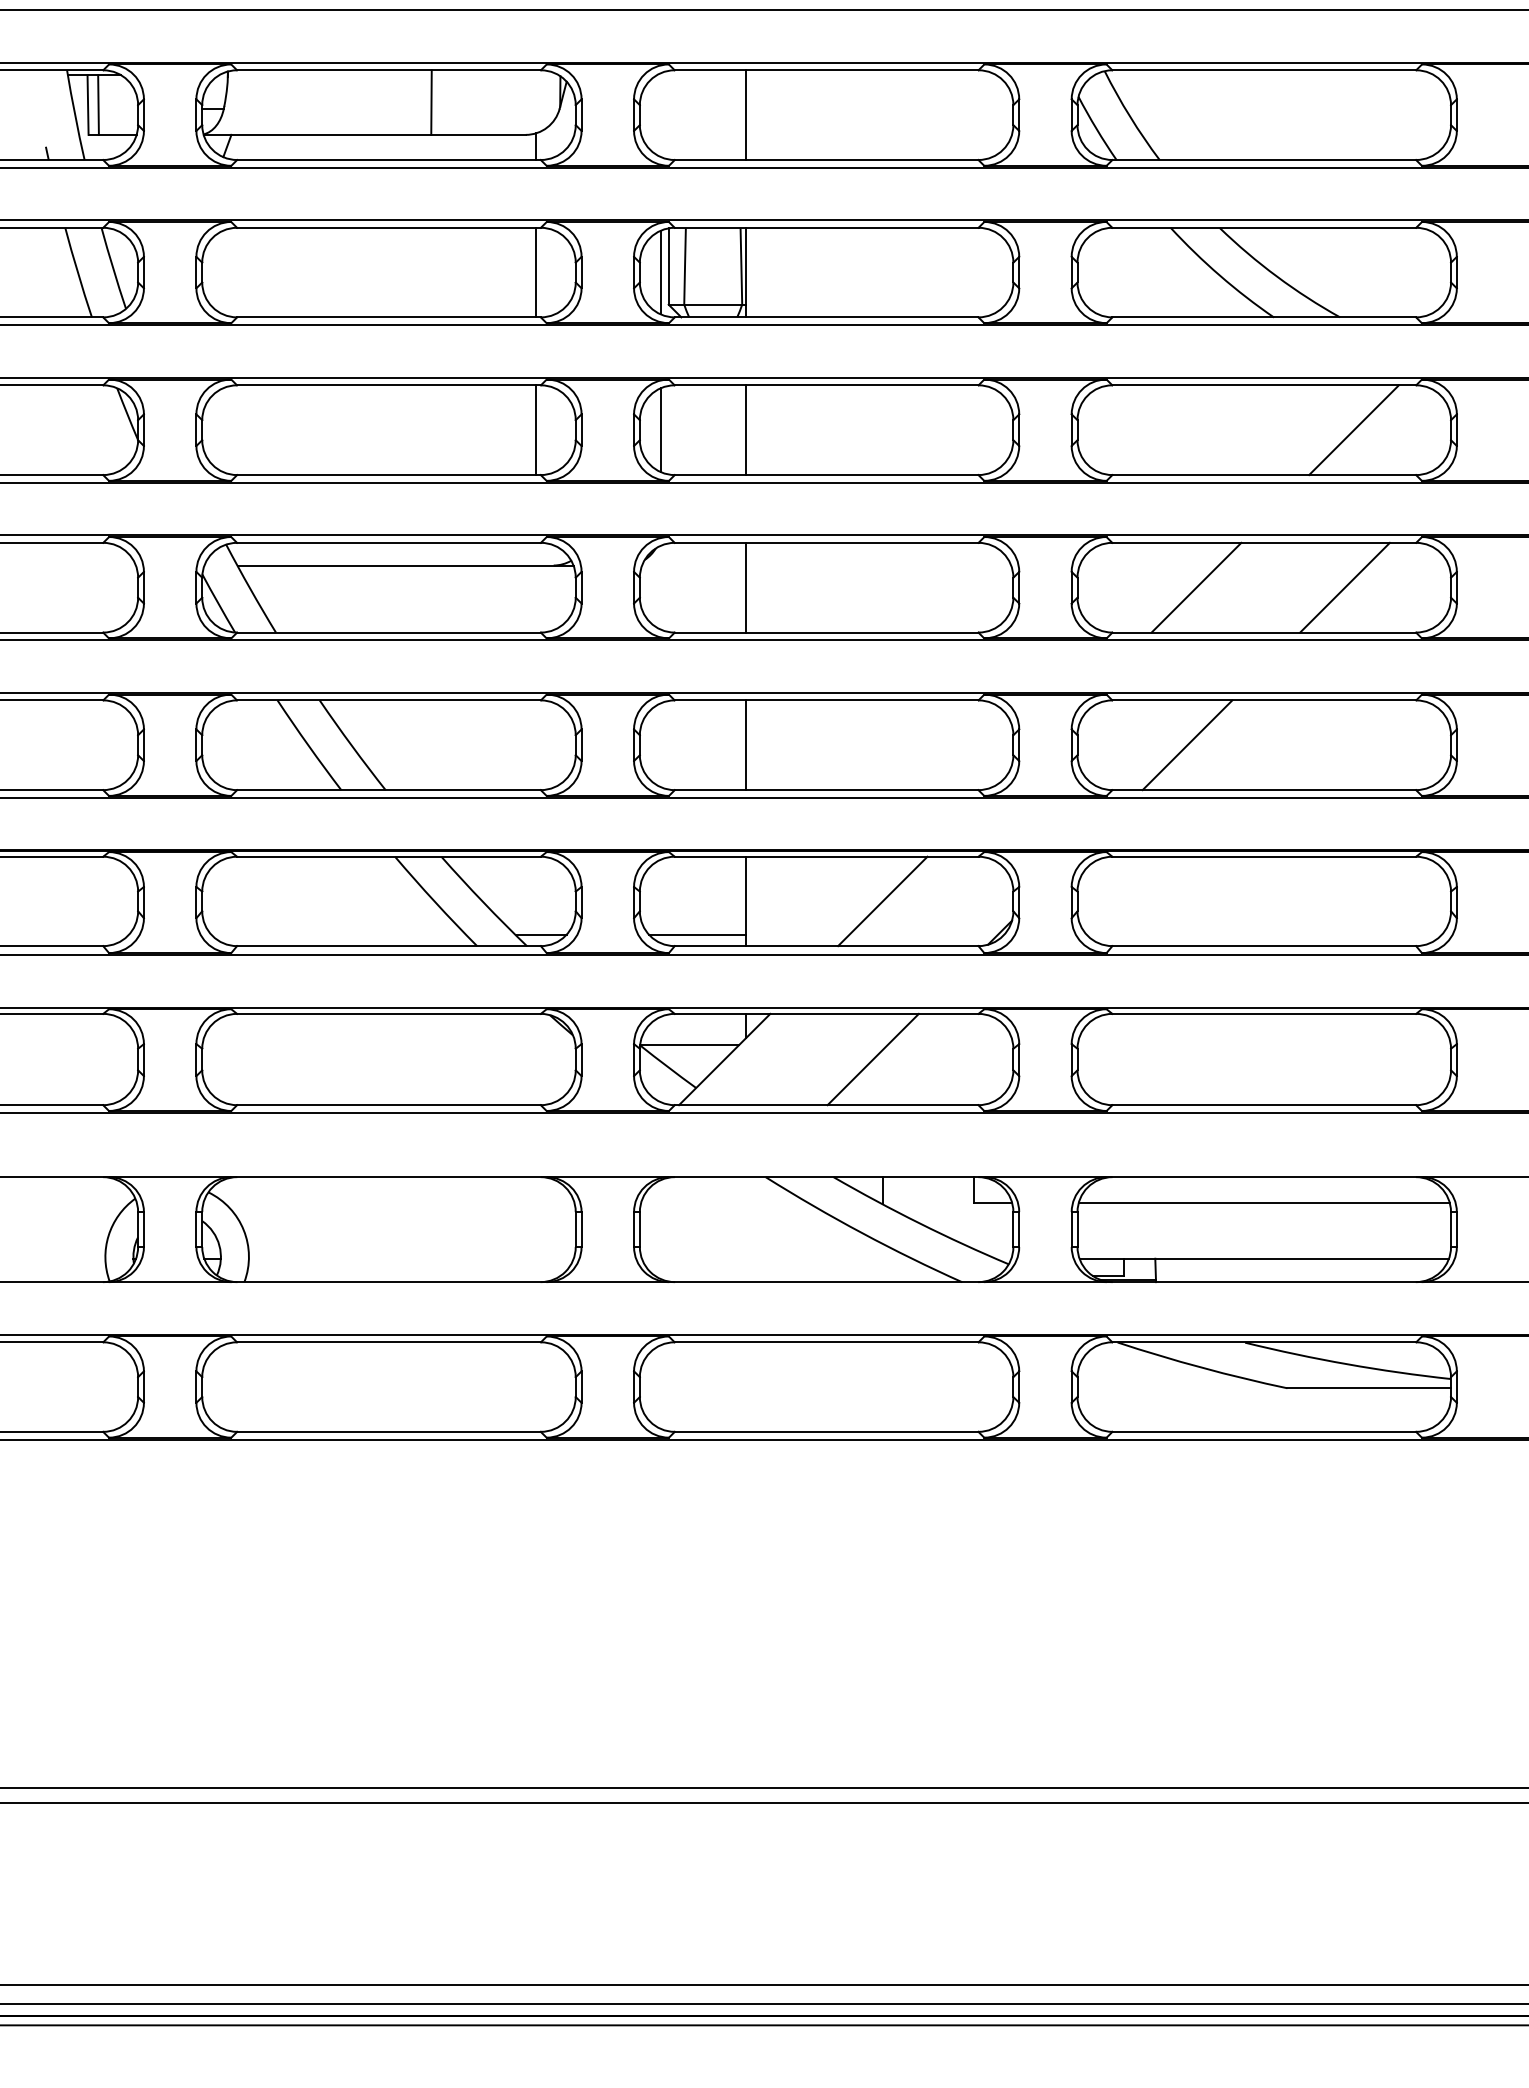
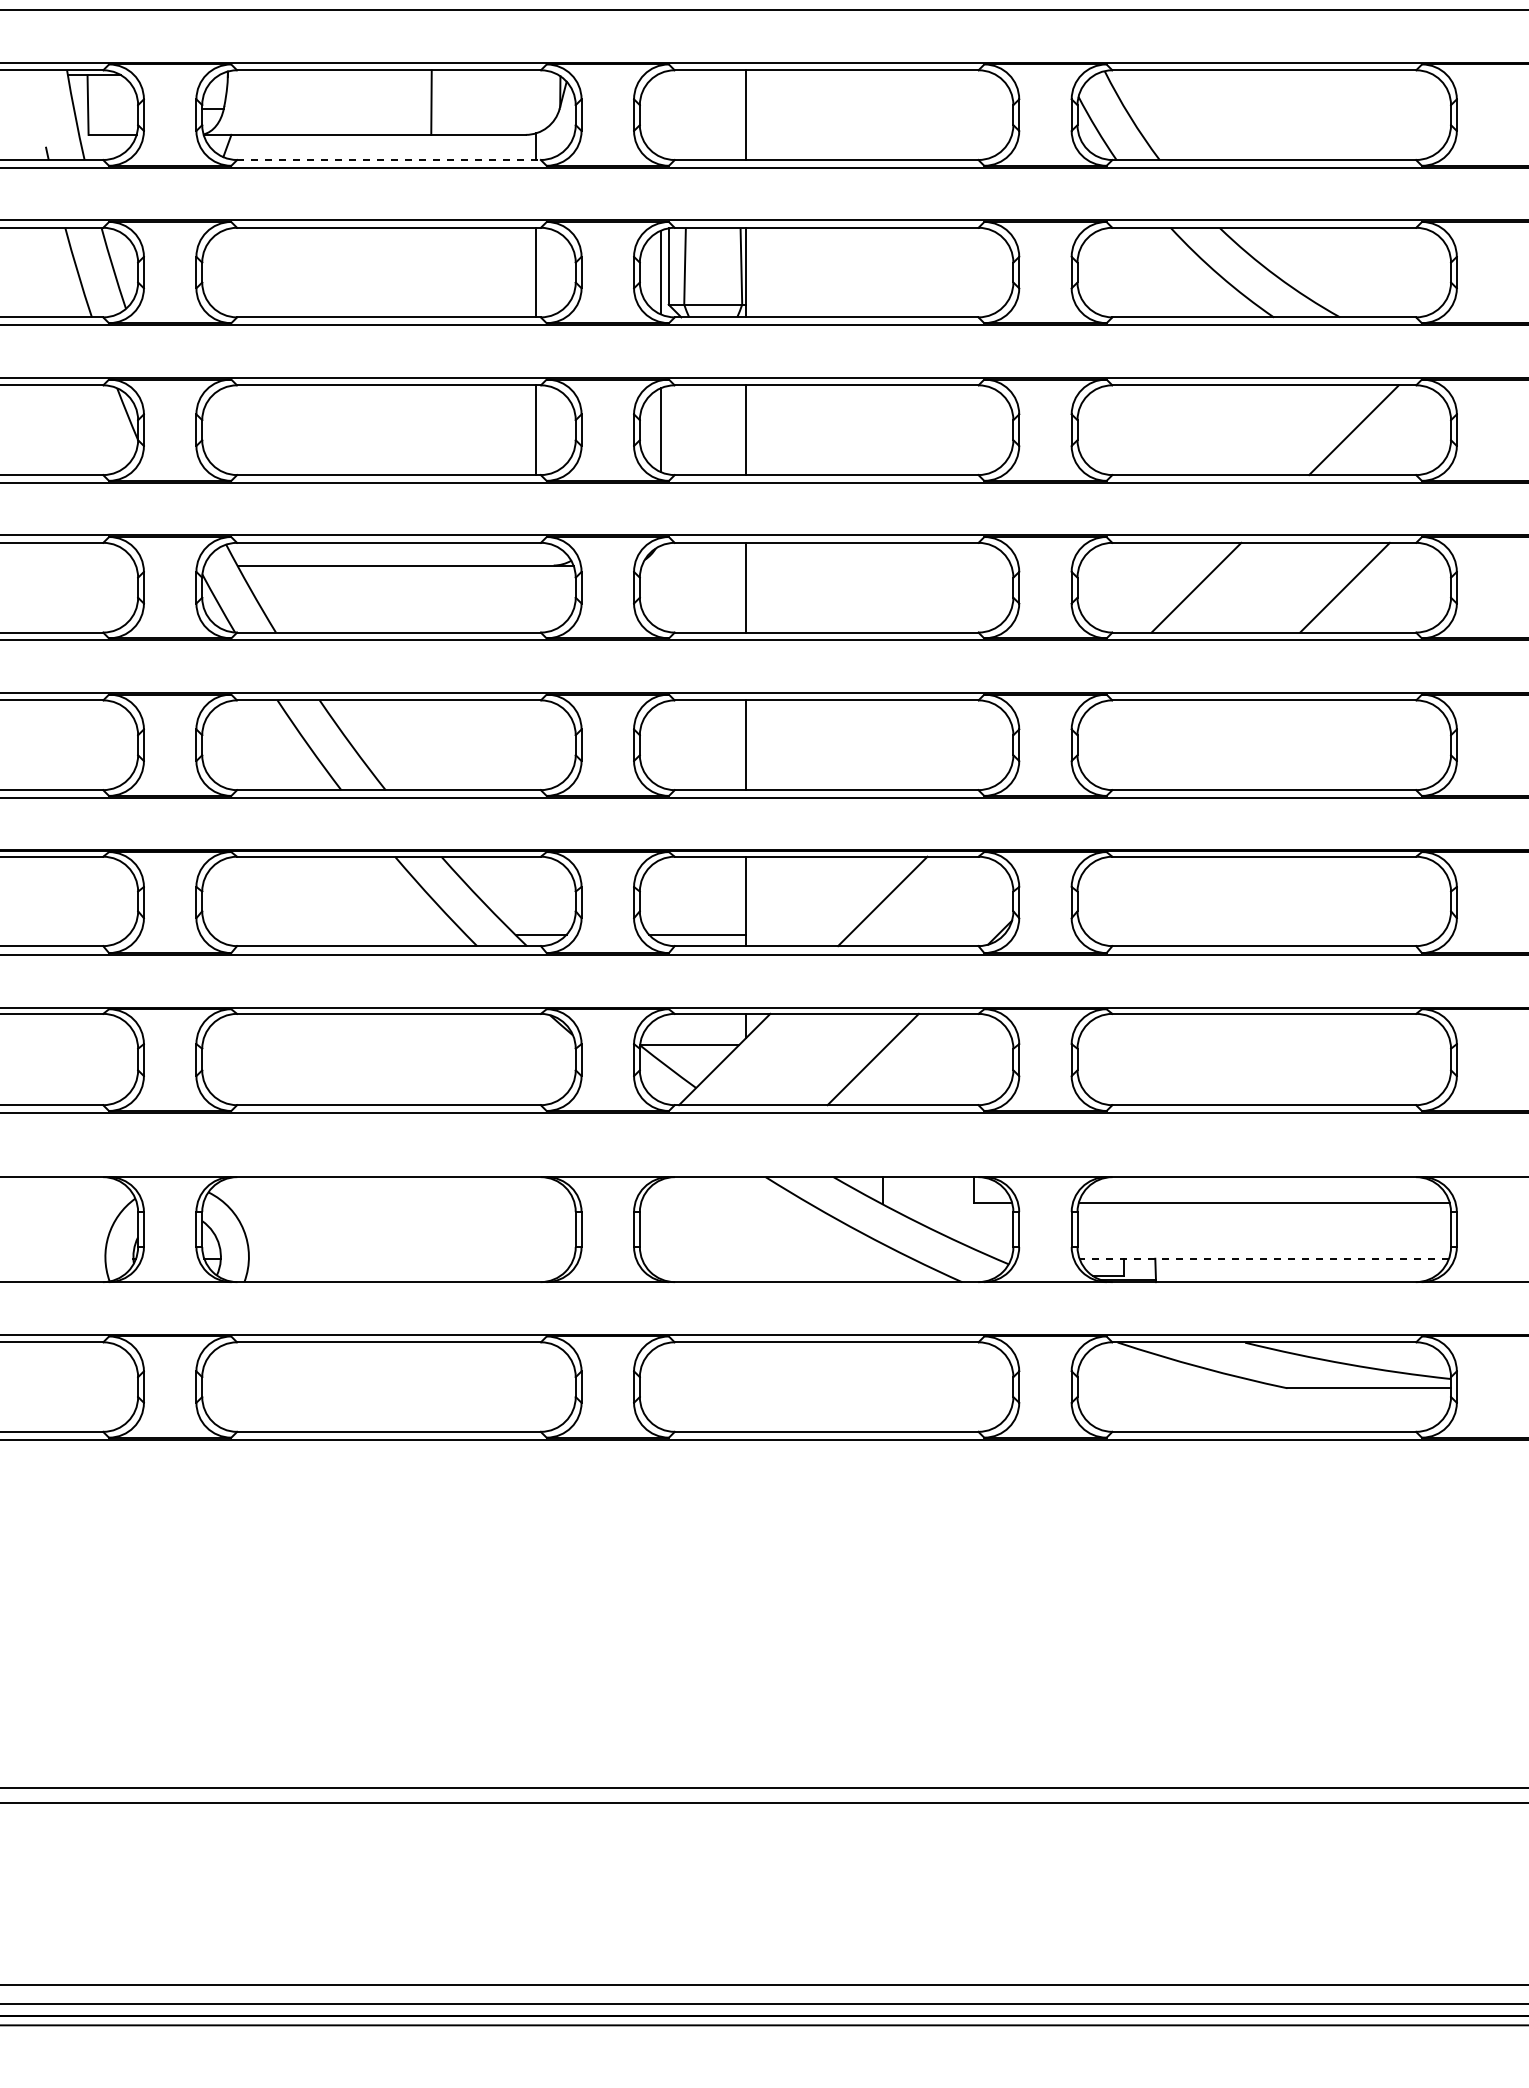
line: present -> none (98, 104)
line: solid -> dashed (389, 160)
line: present -> none (1187, 745)
line: solid -> dashed (1264, 1258)
